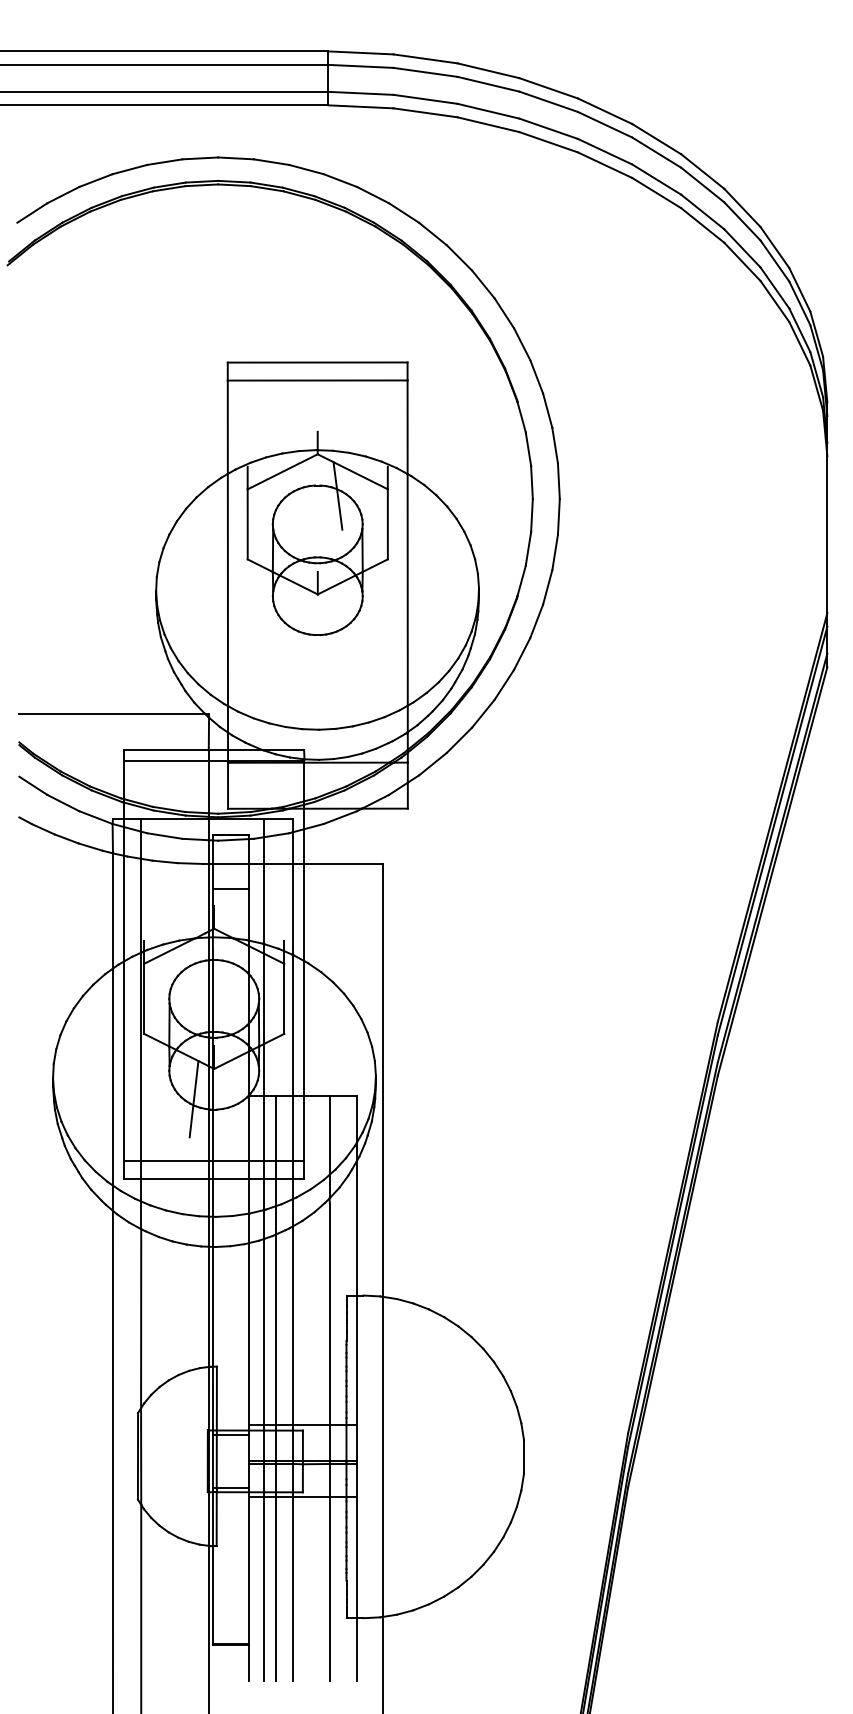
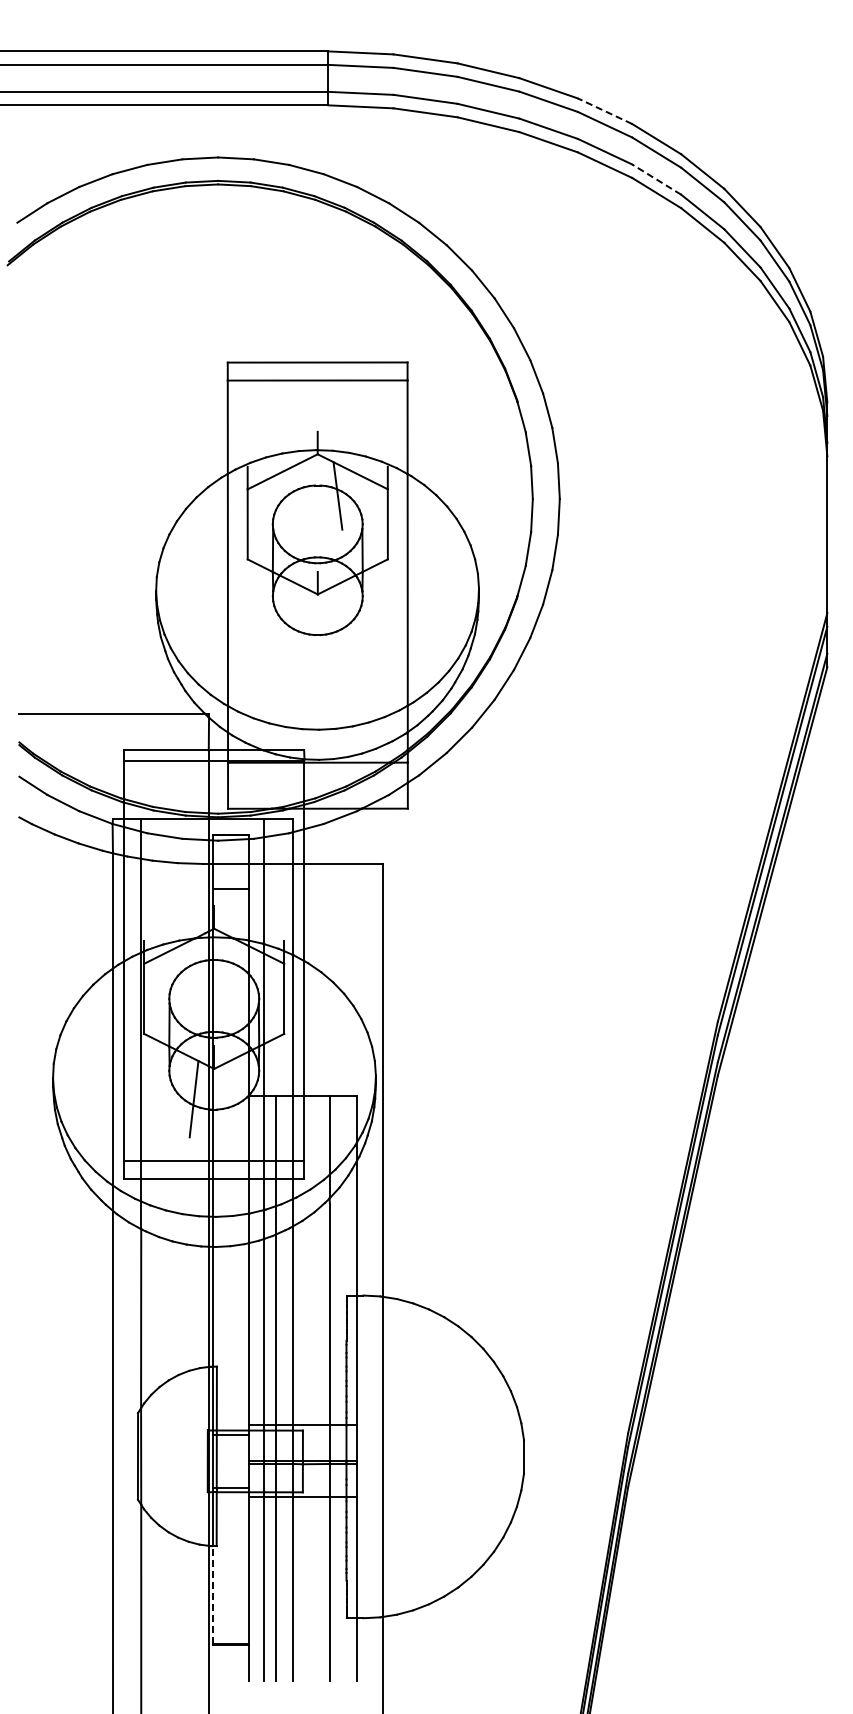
line: solid -> dashed (605, 111)
line: solid -> dashed (656, 179)
line: solid -> dashed (213, 1595)
